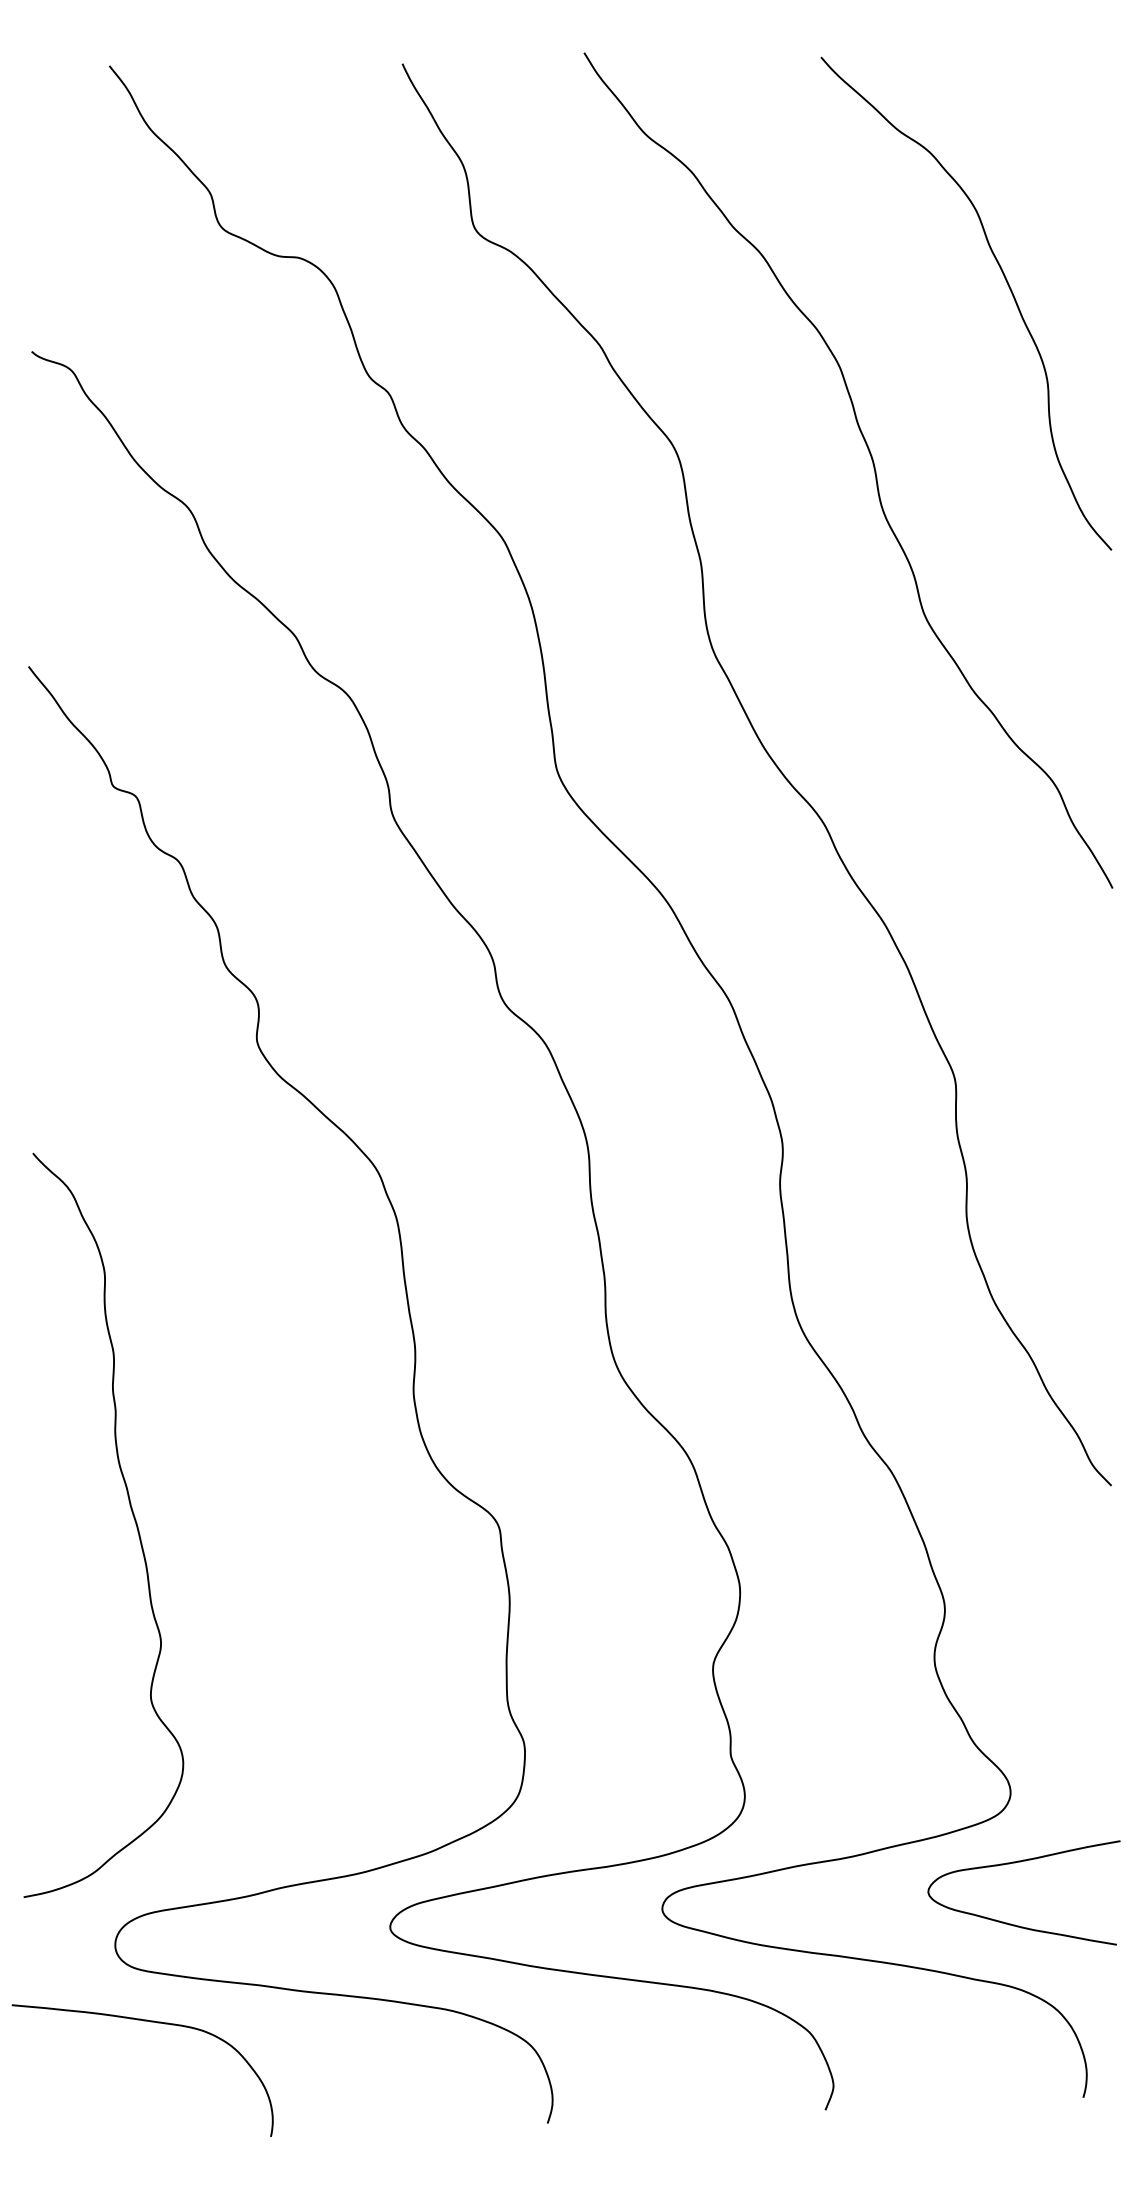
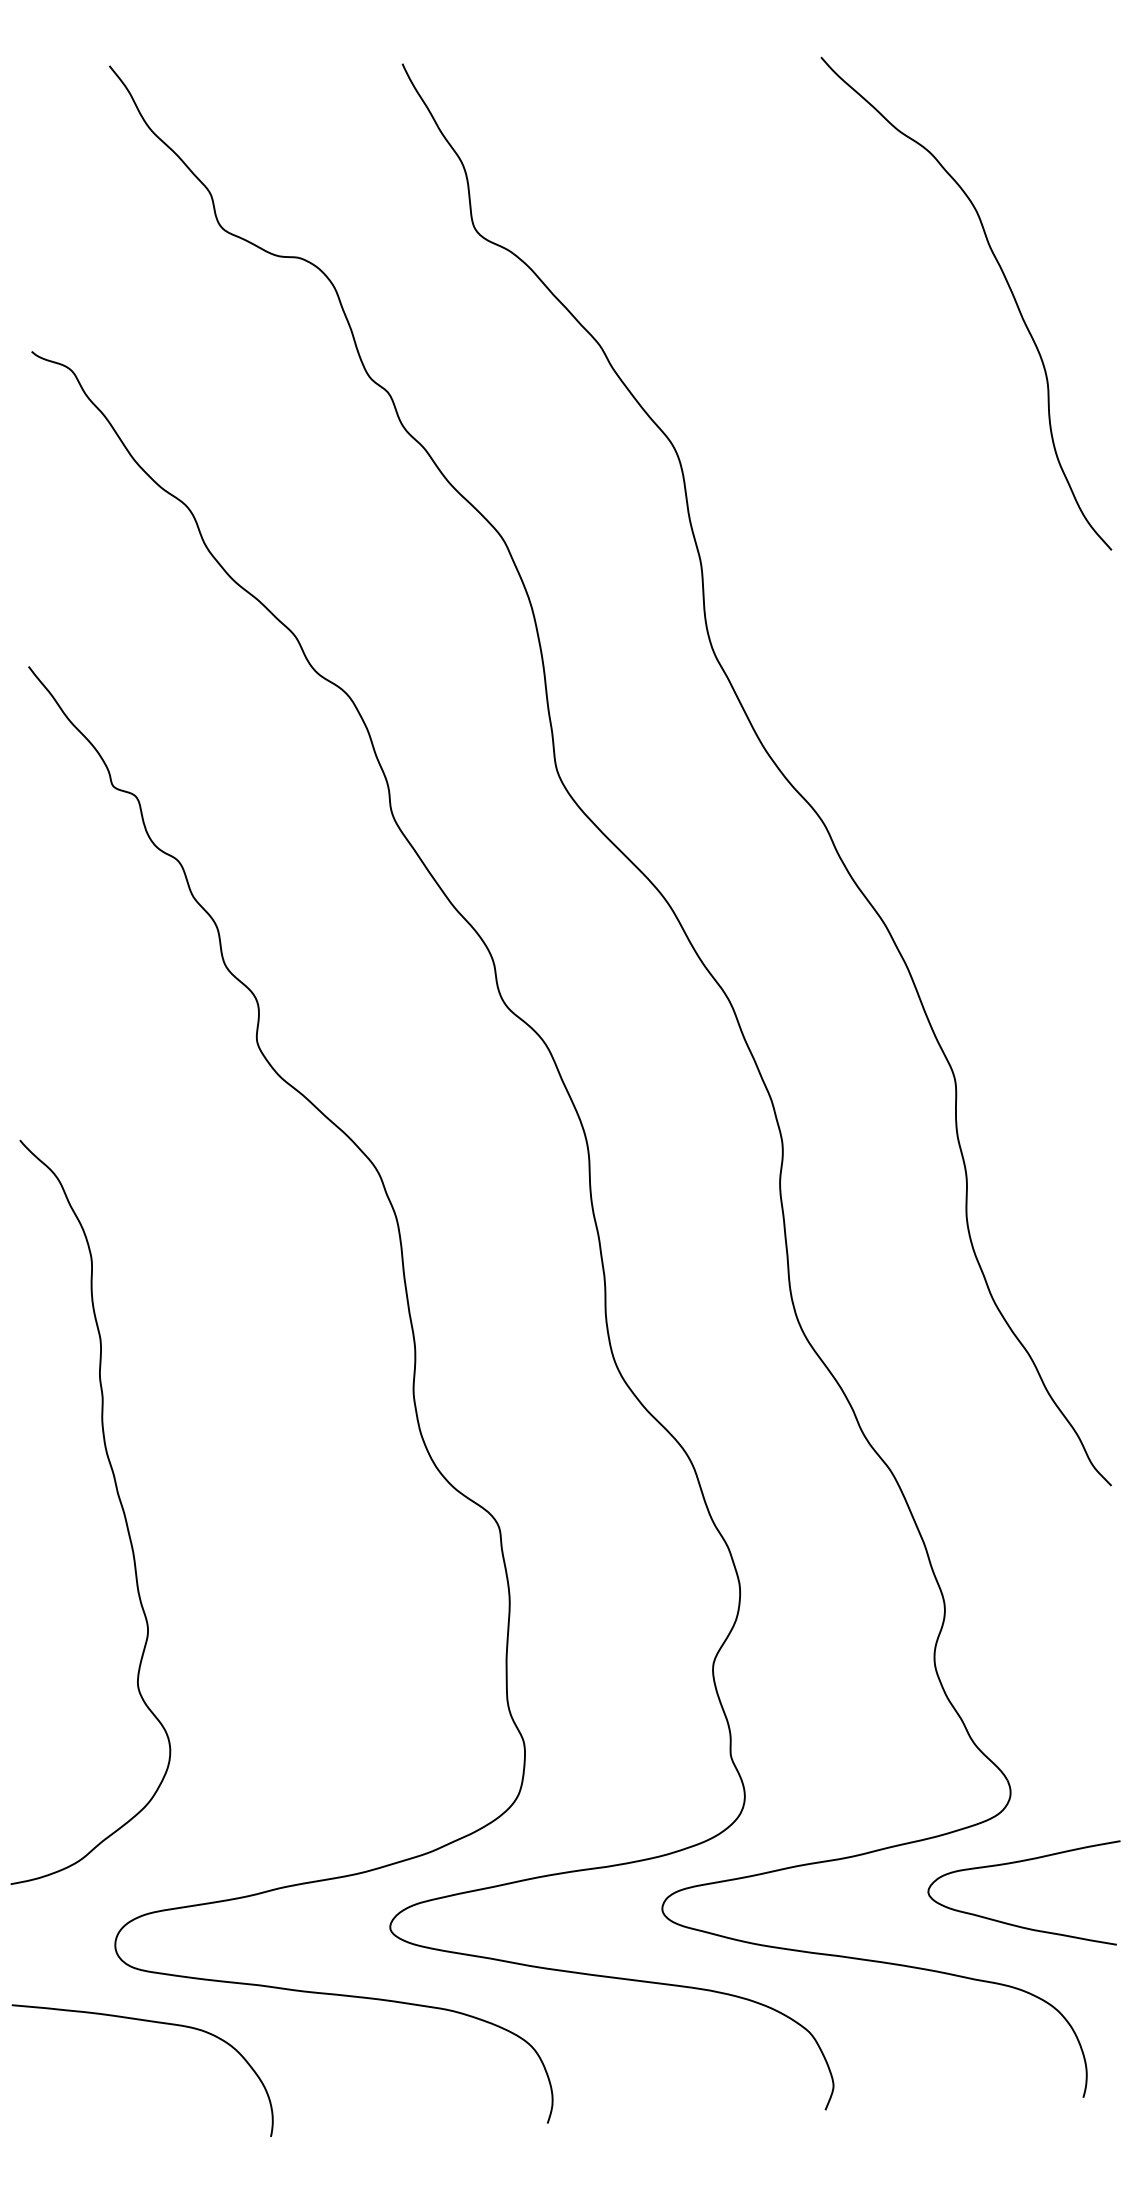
curve: present -> none (872, 464)
curve position: (132, 1515) -> (119, 1502) (119, 1502)
